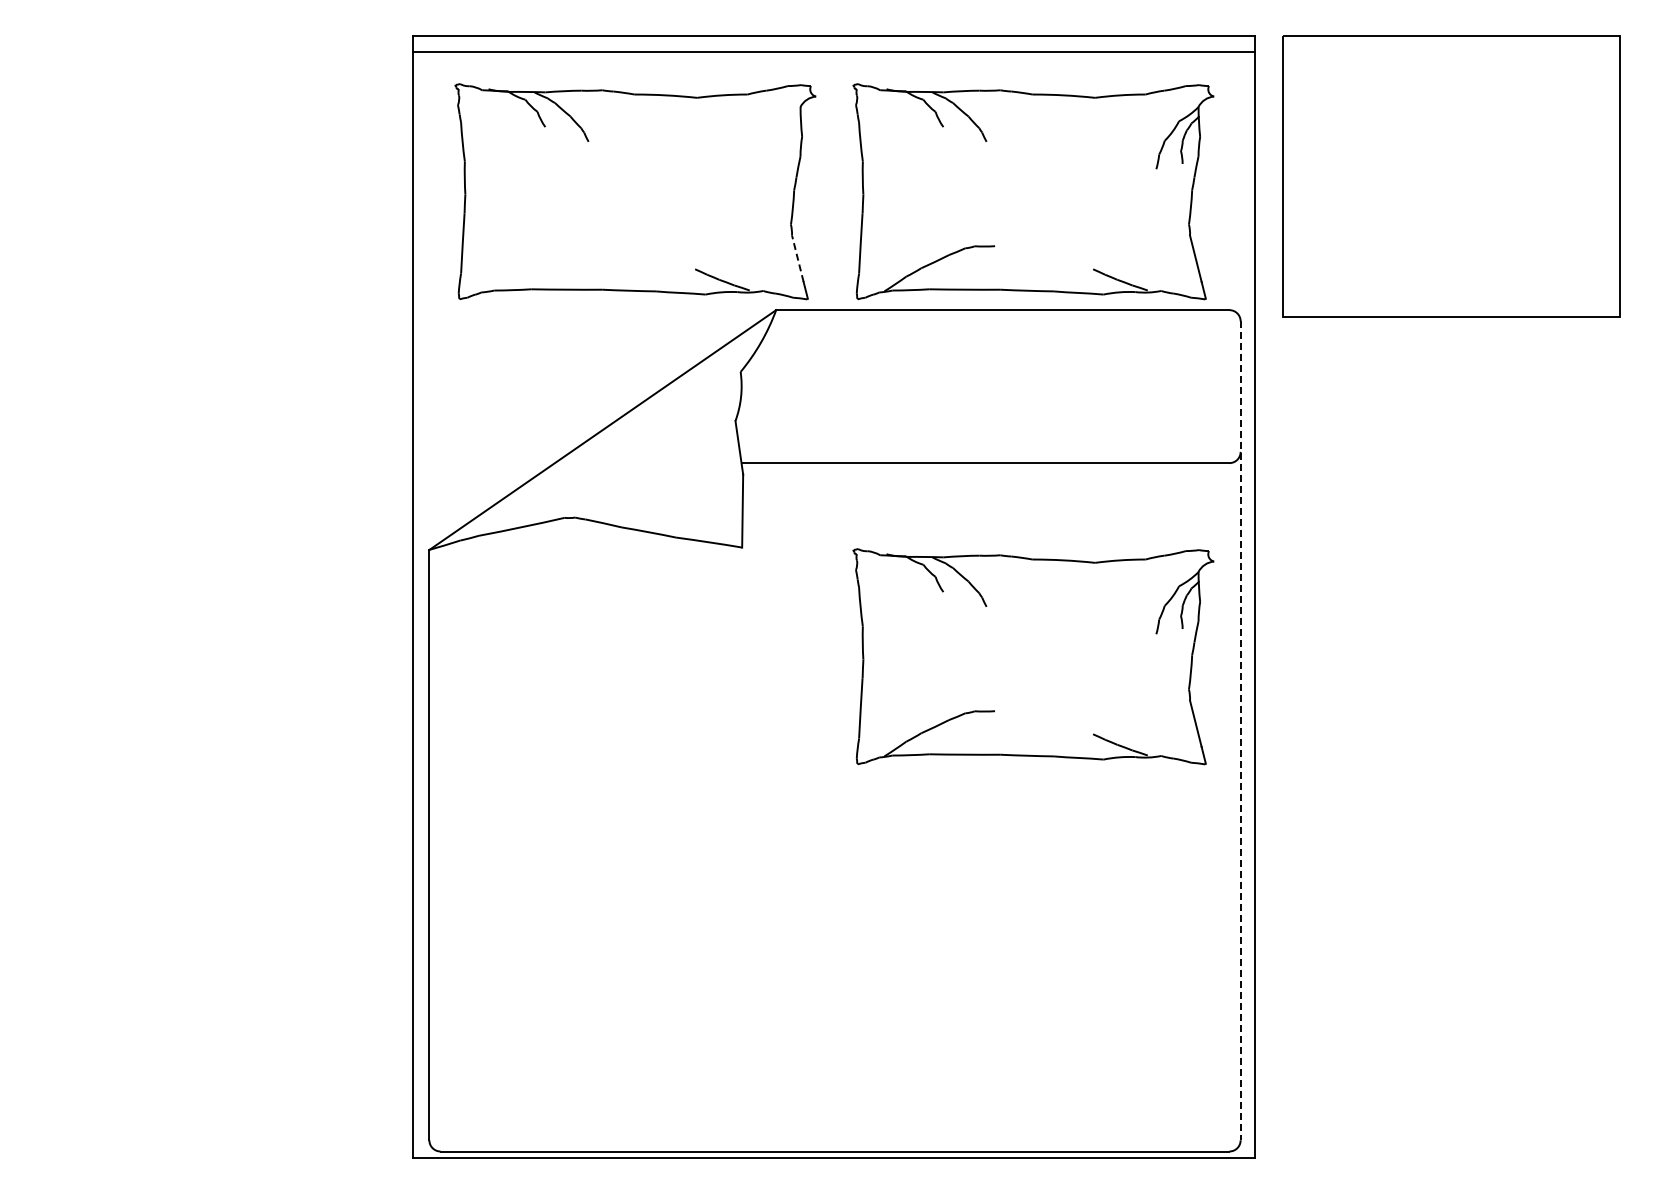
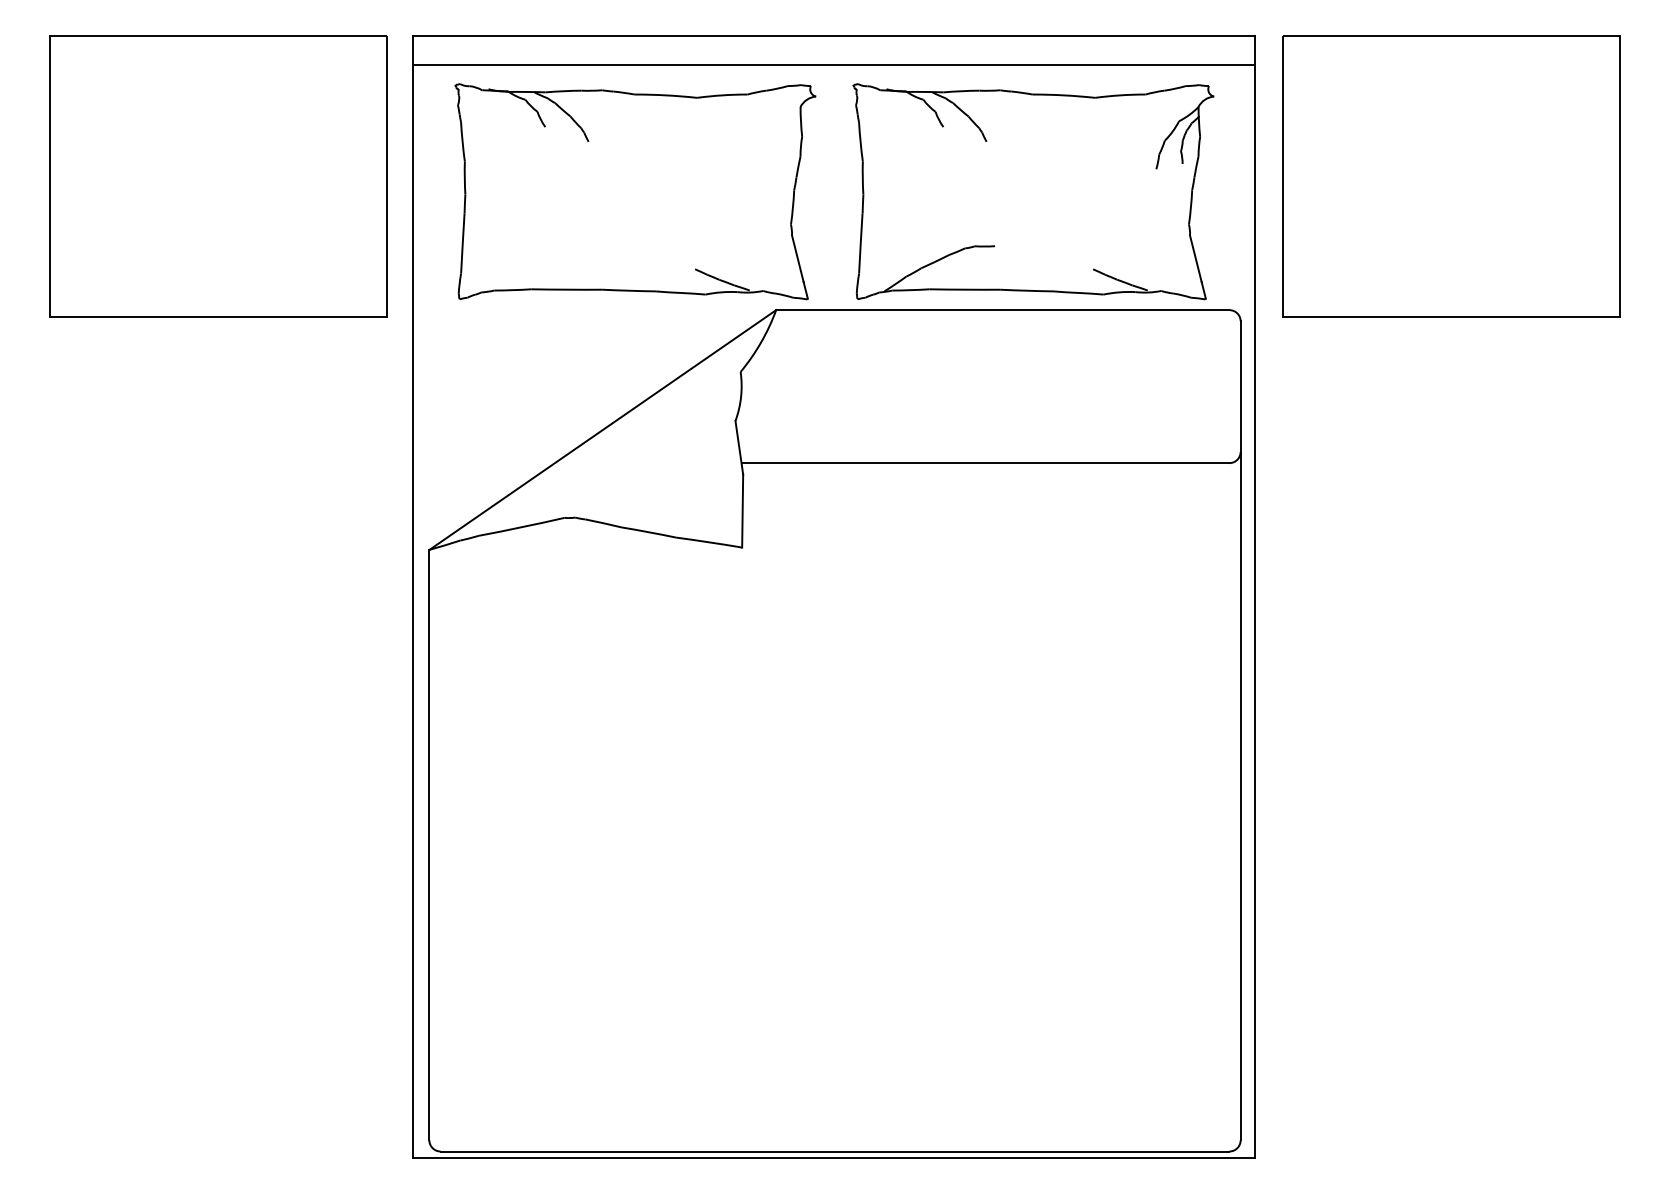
line position: (834, 52) -> (834, 65) (834, 65)
part: none -> present (218, 176)
line: dashed -> solid (797, 258)
part: present -> none (1033, 656)
line: dashed -> solid (1240, 731)
